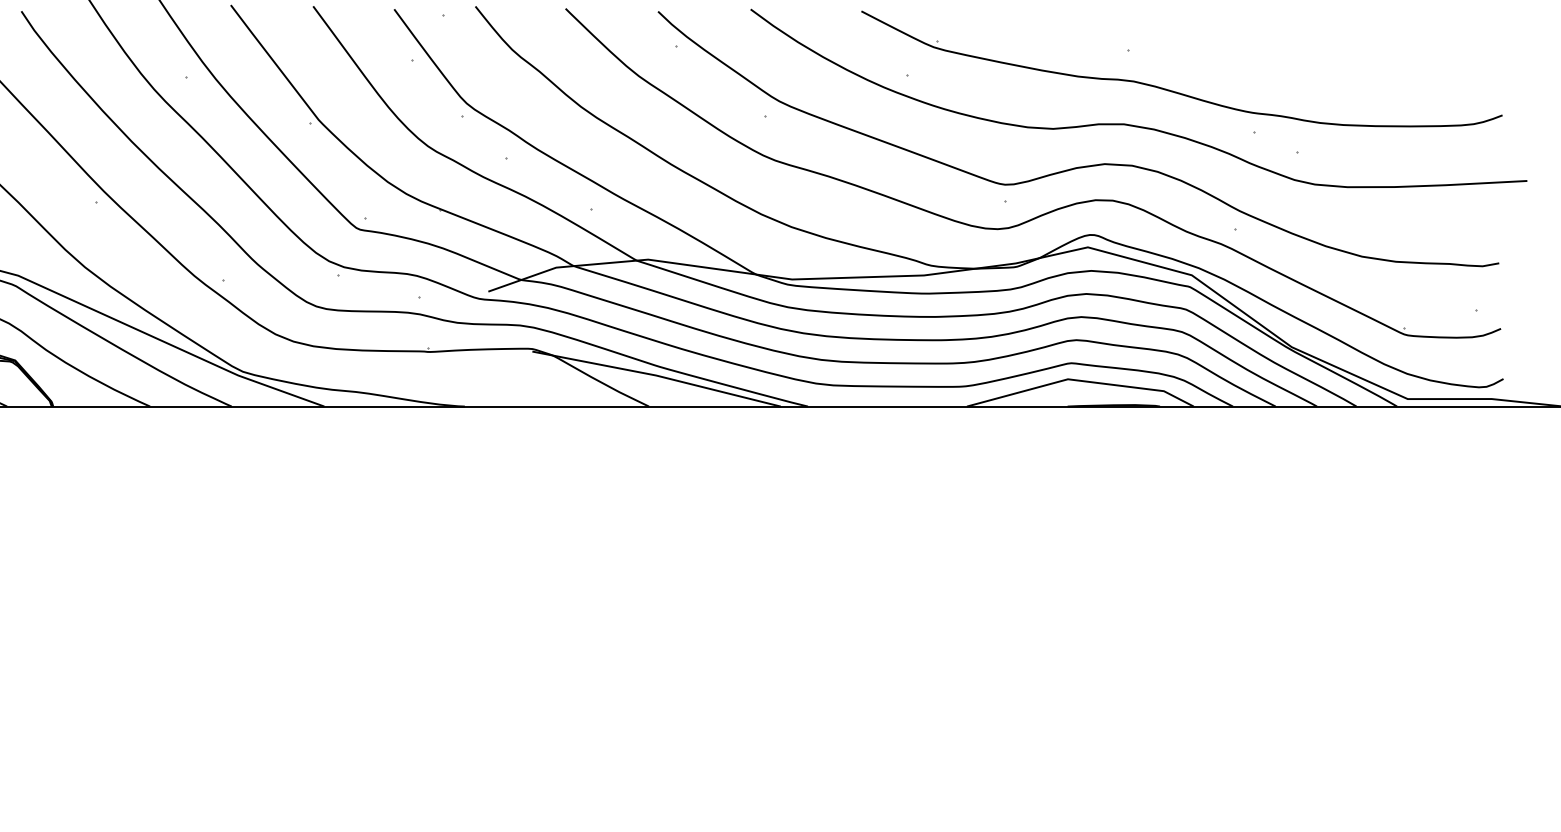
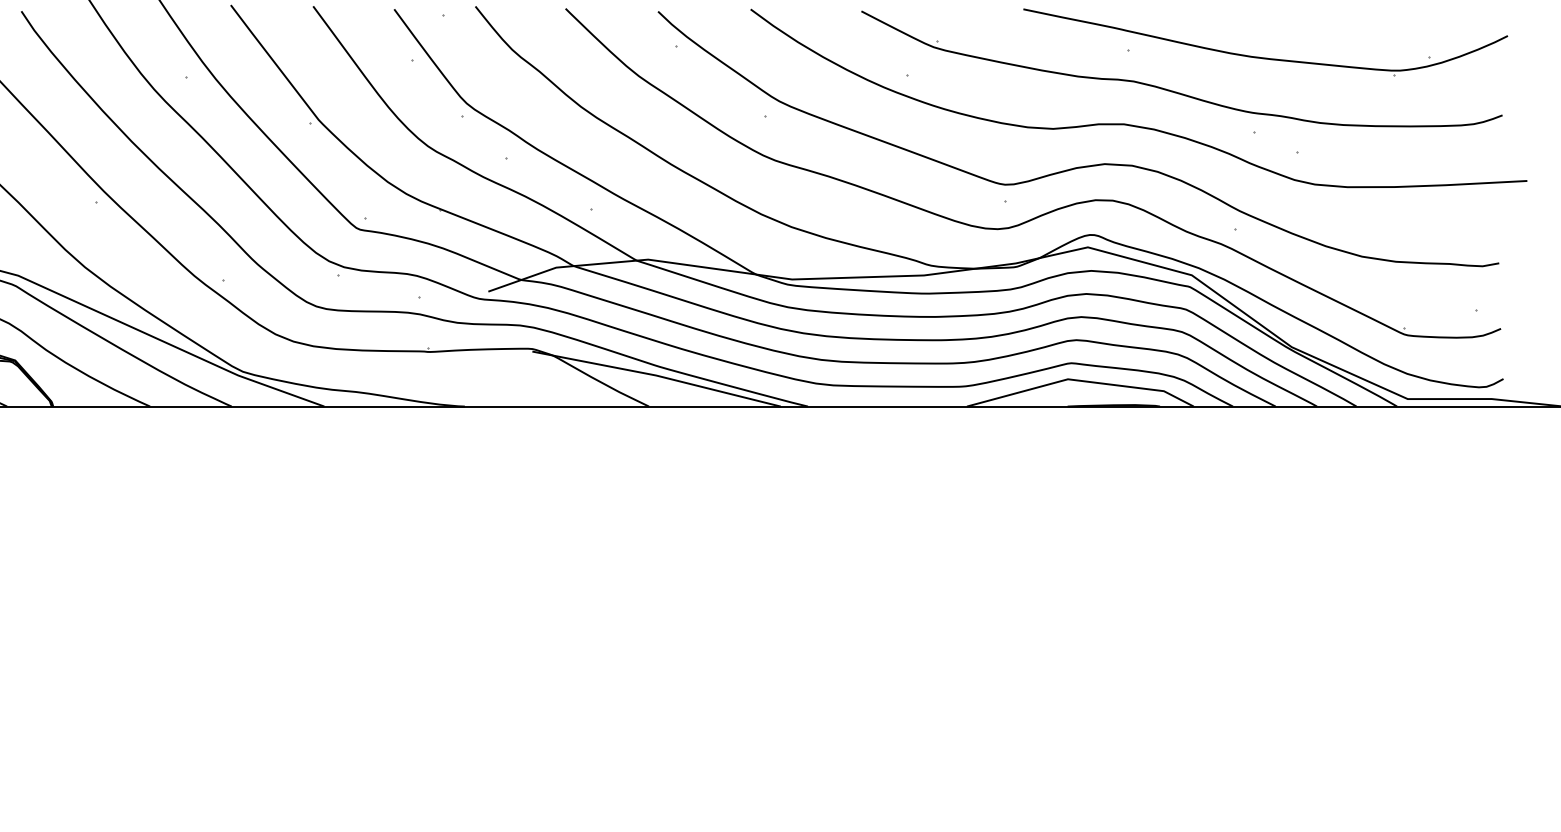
part: none -> present (1265, 57)
